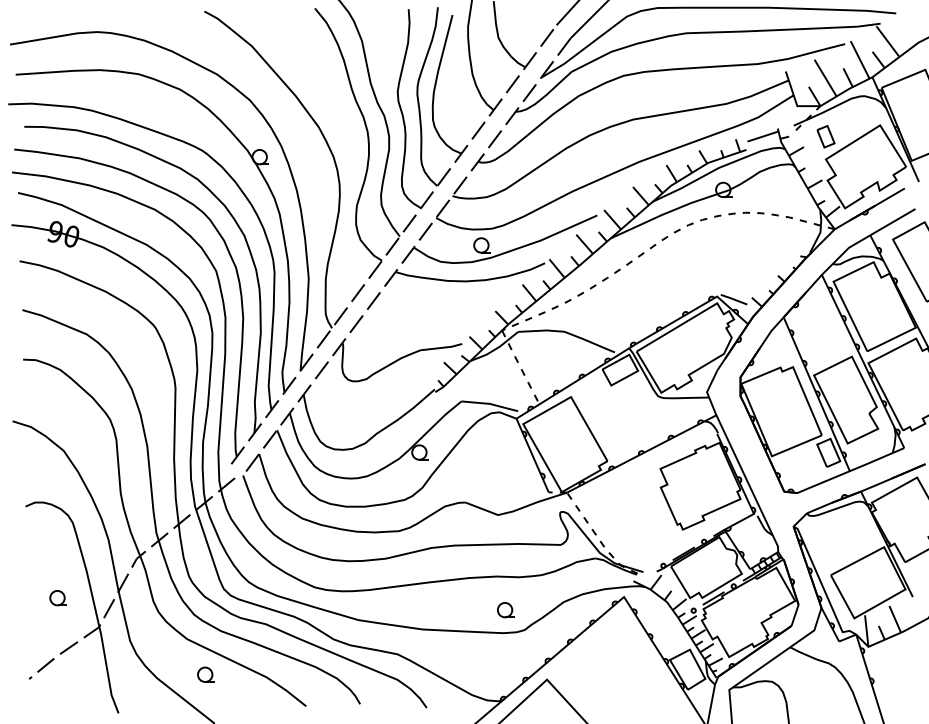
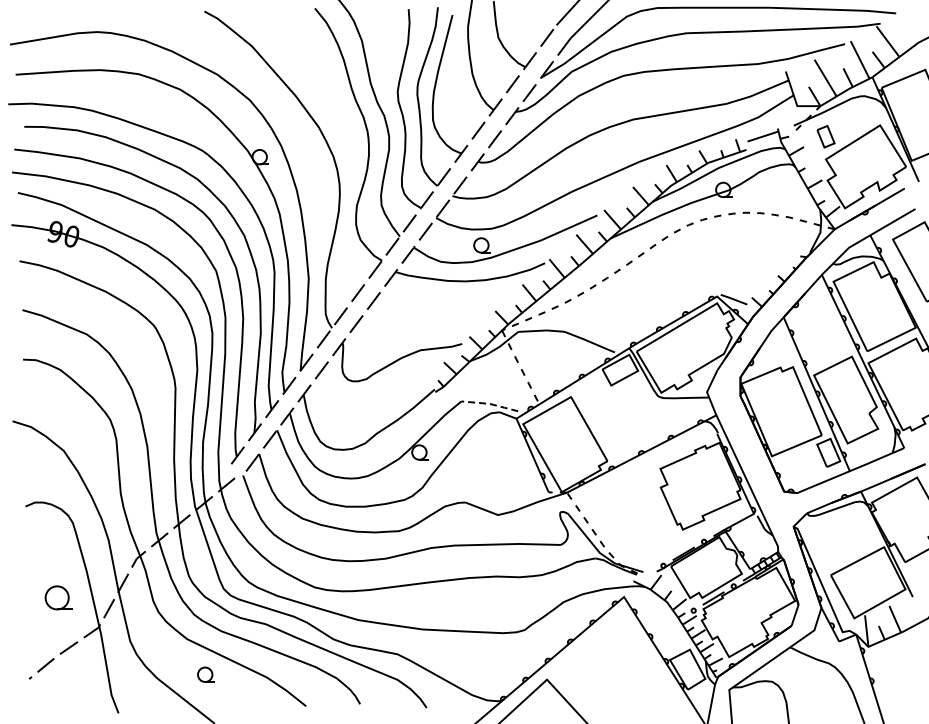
line: solid -> dashed (490, 403)
part size: 18x17 px -> 29x26 px (58, 597)
part: present -> none (505, 610)
